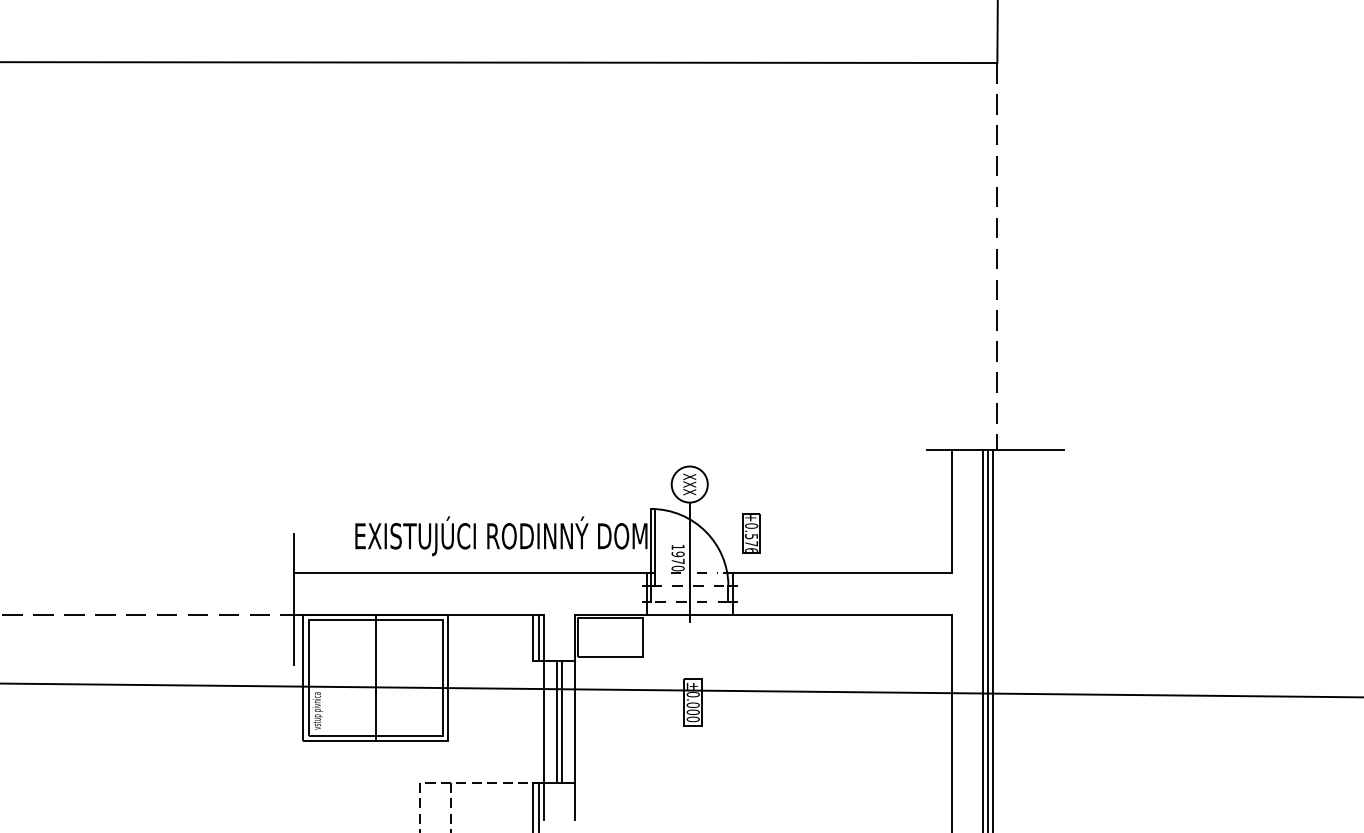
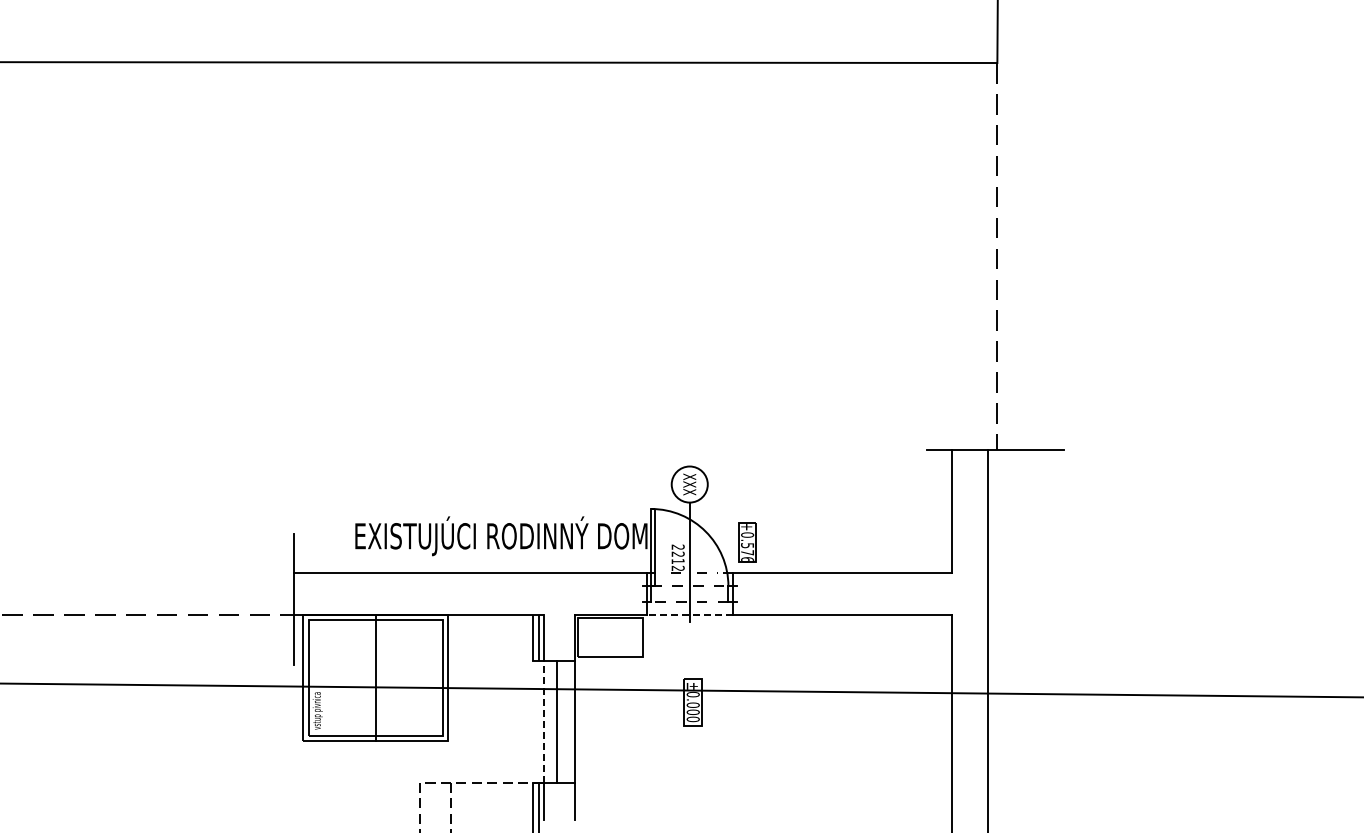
part position: (751, 533) -> (747, 542) (747, 542)
text: 1970 -> 2212 (677, 557)
line: solid -> dashed (689, 615)
line: present -> none (983, 639)
line: present -> none (993, 639)
line: solid -> dashed (543, 721)
line: present -> none (561, 721)
